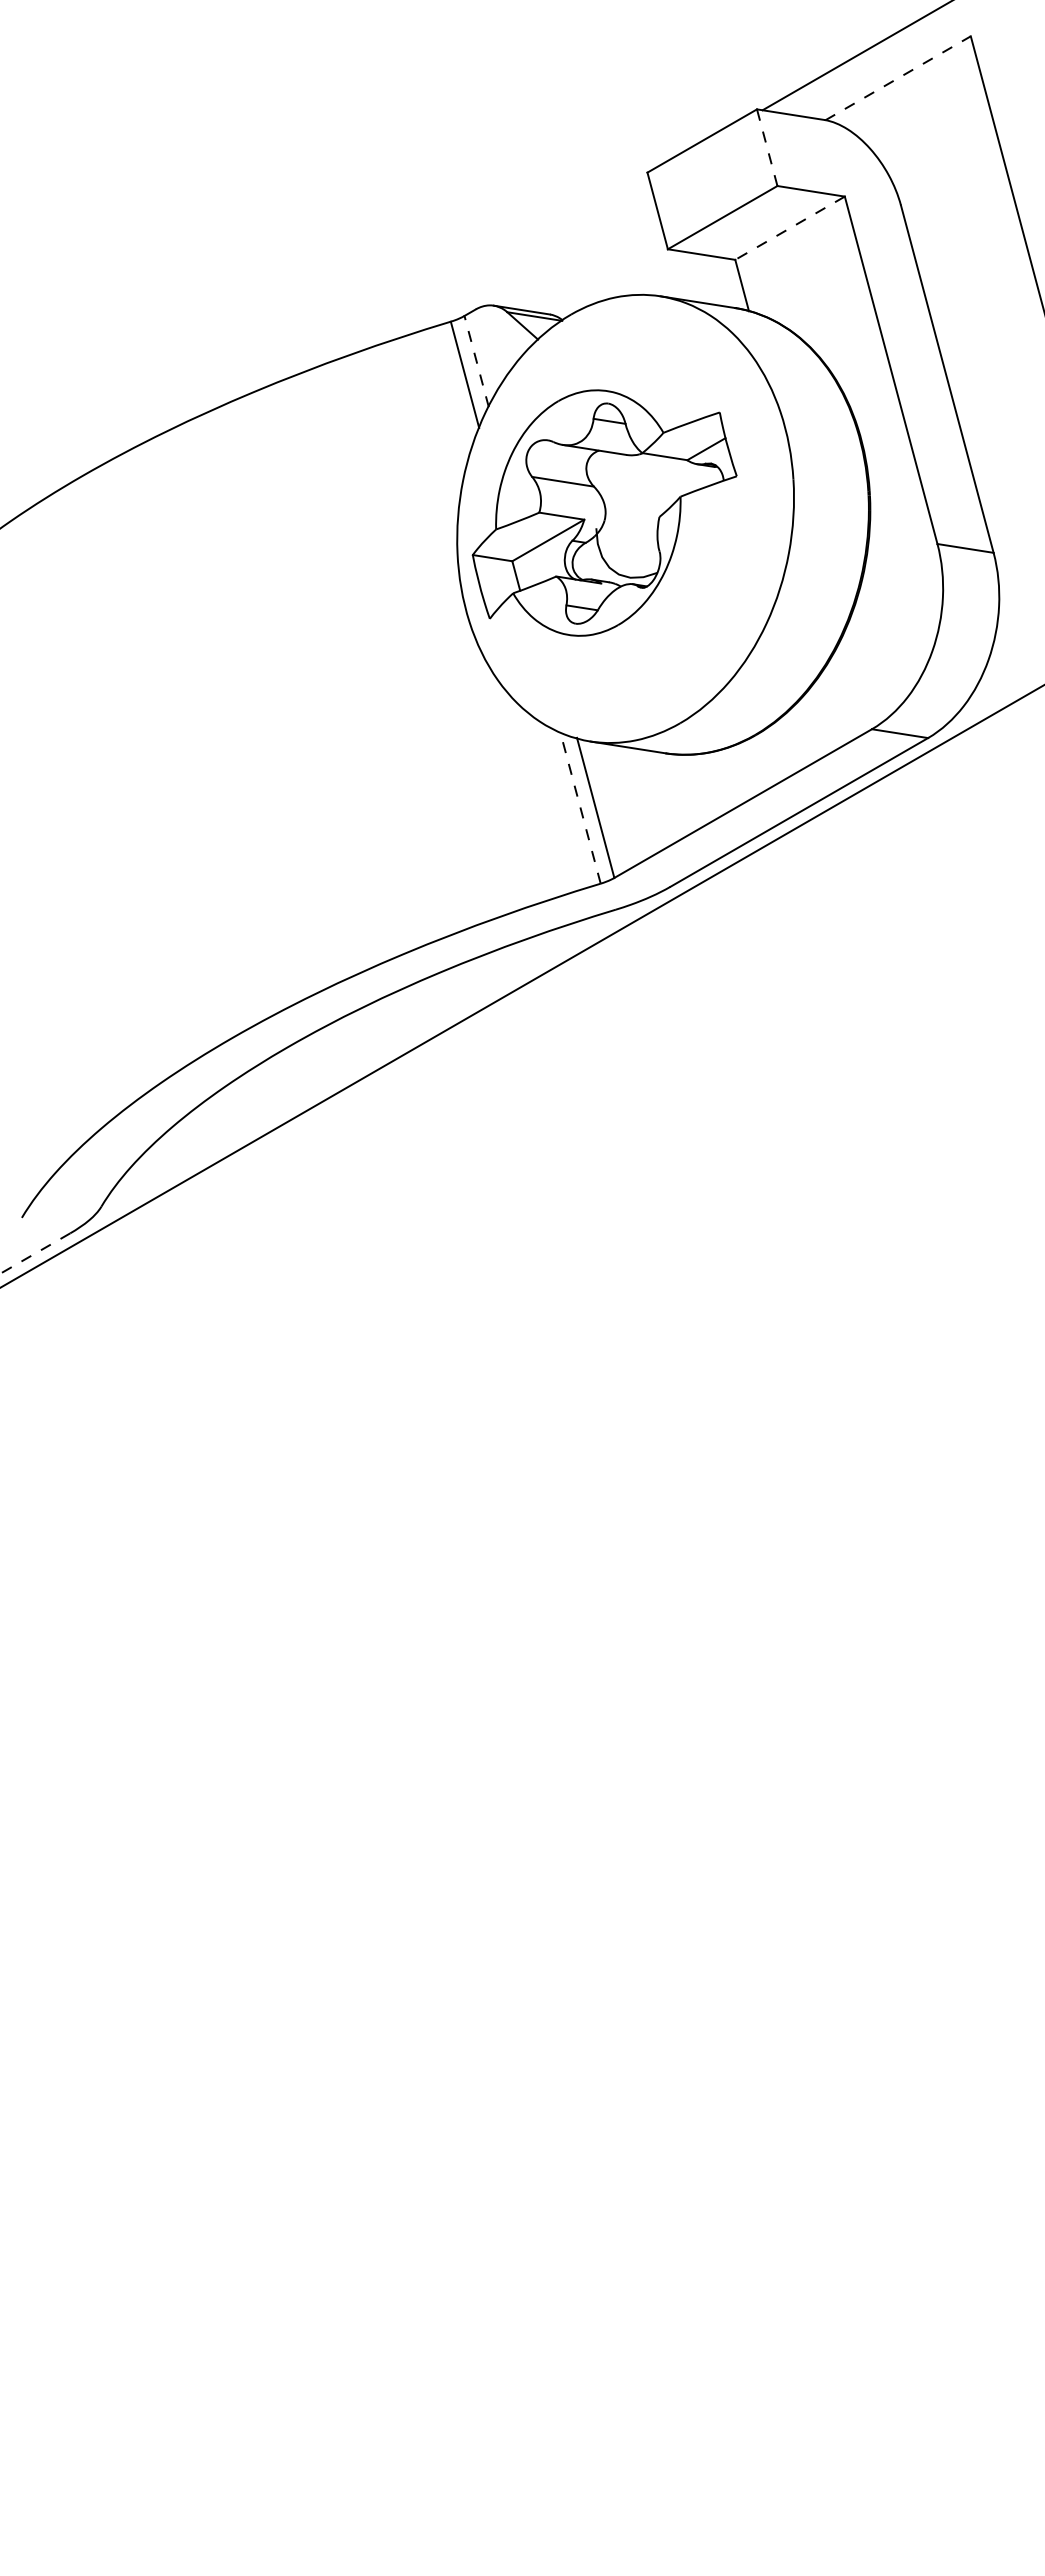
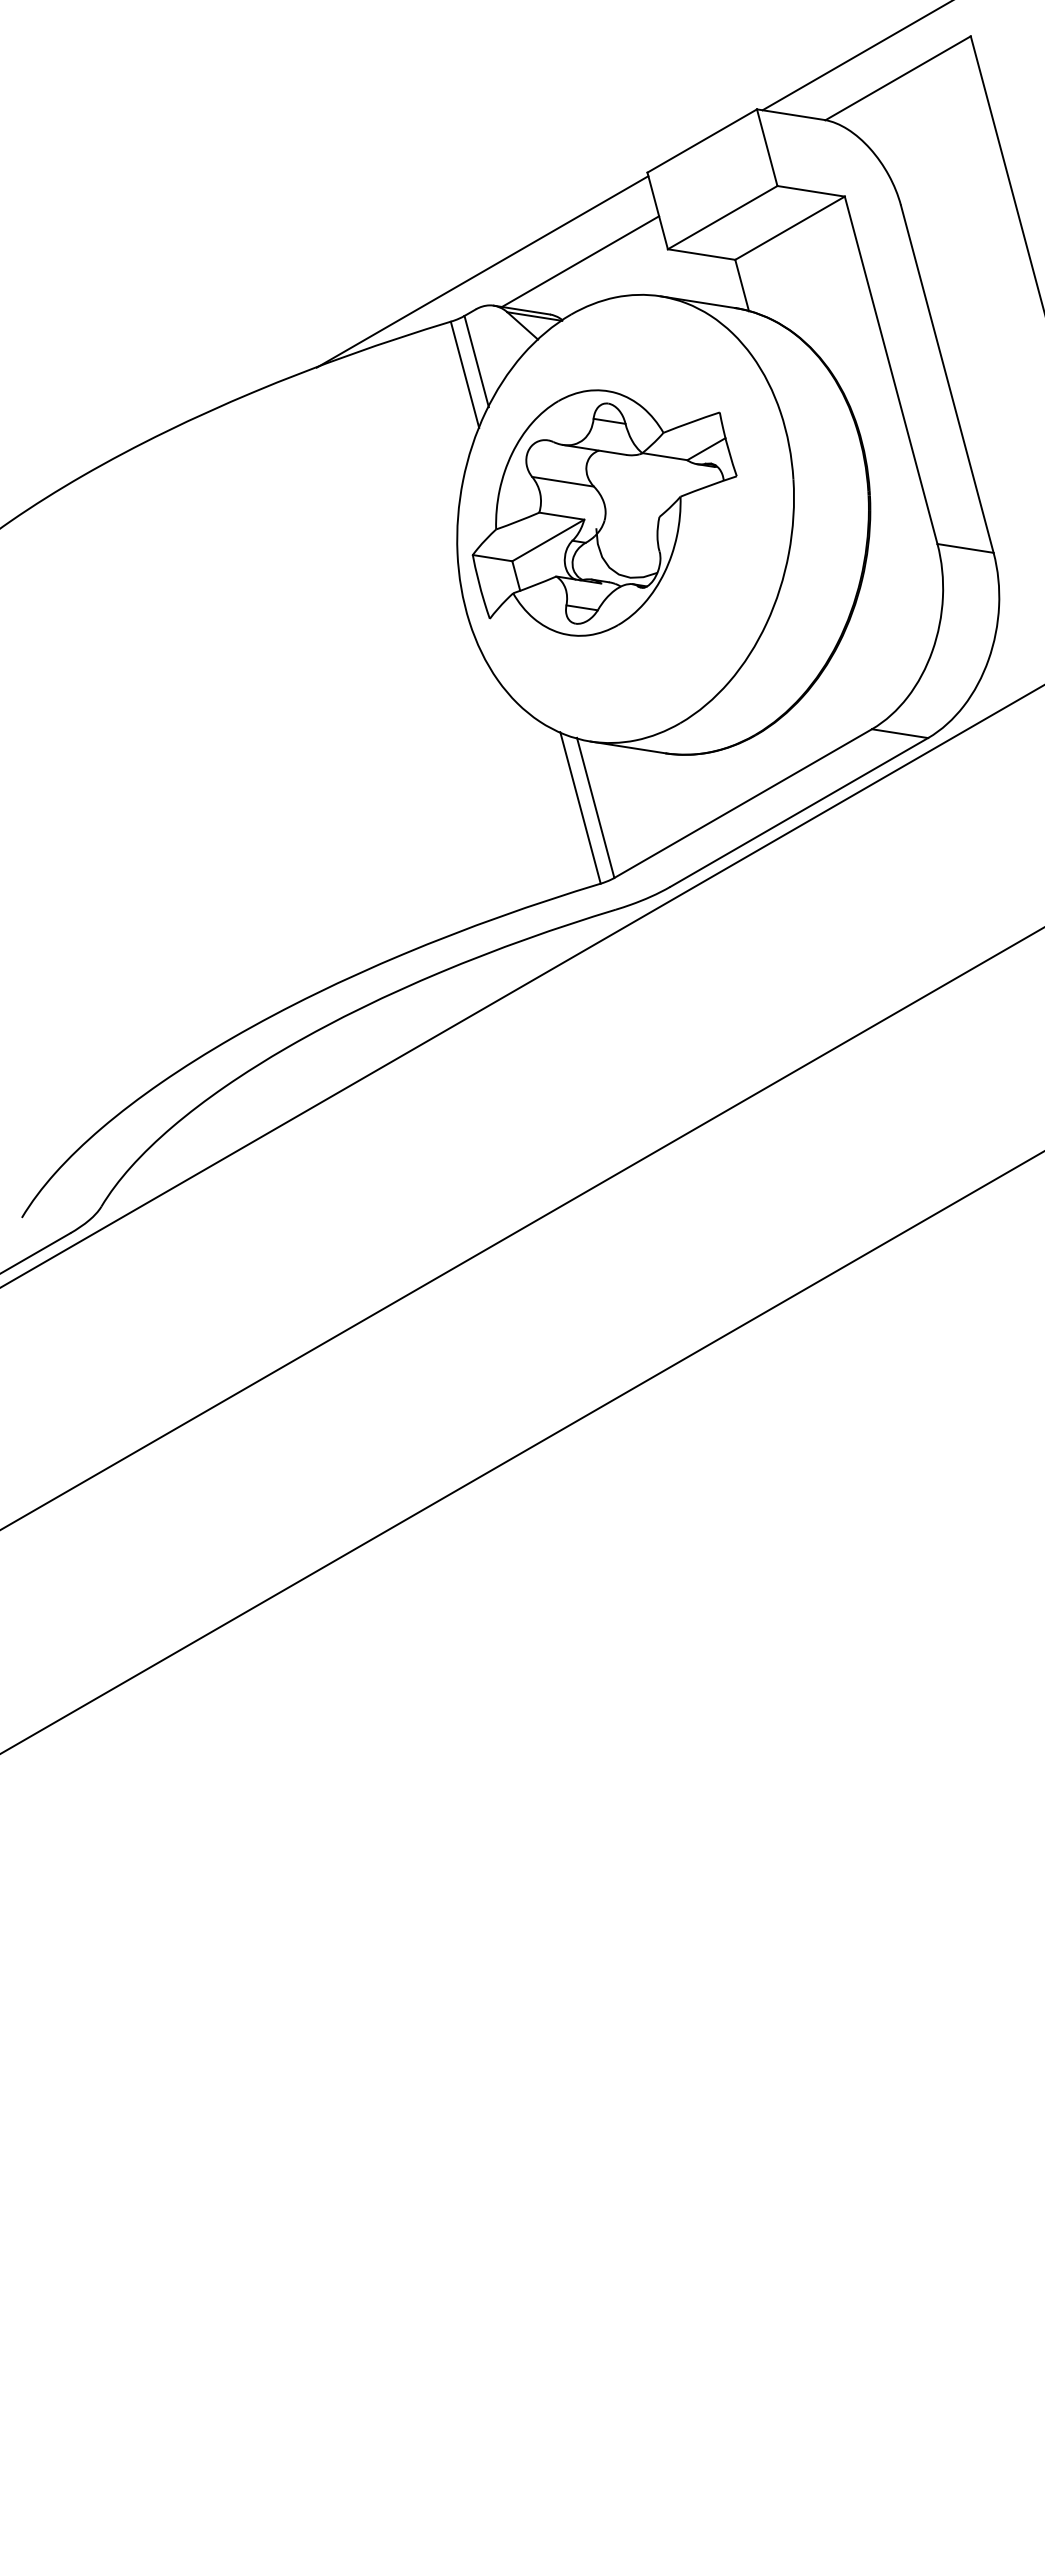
line: dashed -> solid (898, 78)
line: dashed -> solid (767, 147)
line: dashed -> solid (789, 228)
line: none -> present (580, 261)
line: none -> present (482, 271)
line: dashed -> solid (476, 361)
line: dashed -> solid (580, 807)
line: none -> present (521, 1228)
line: dashed -> solid (34, 1253)
line: none -> present (521, 1452)
